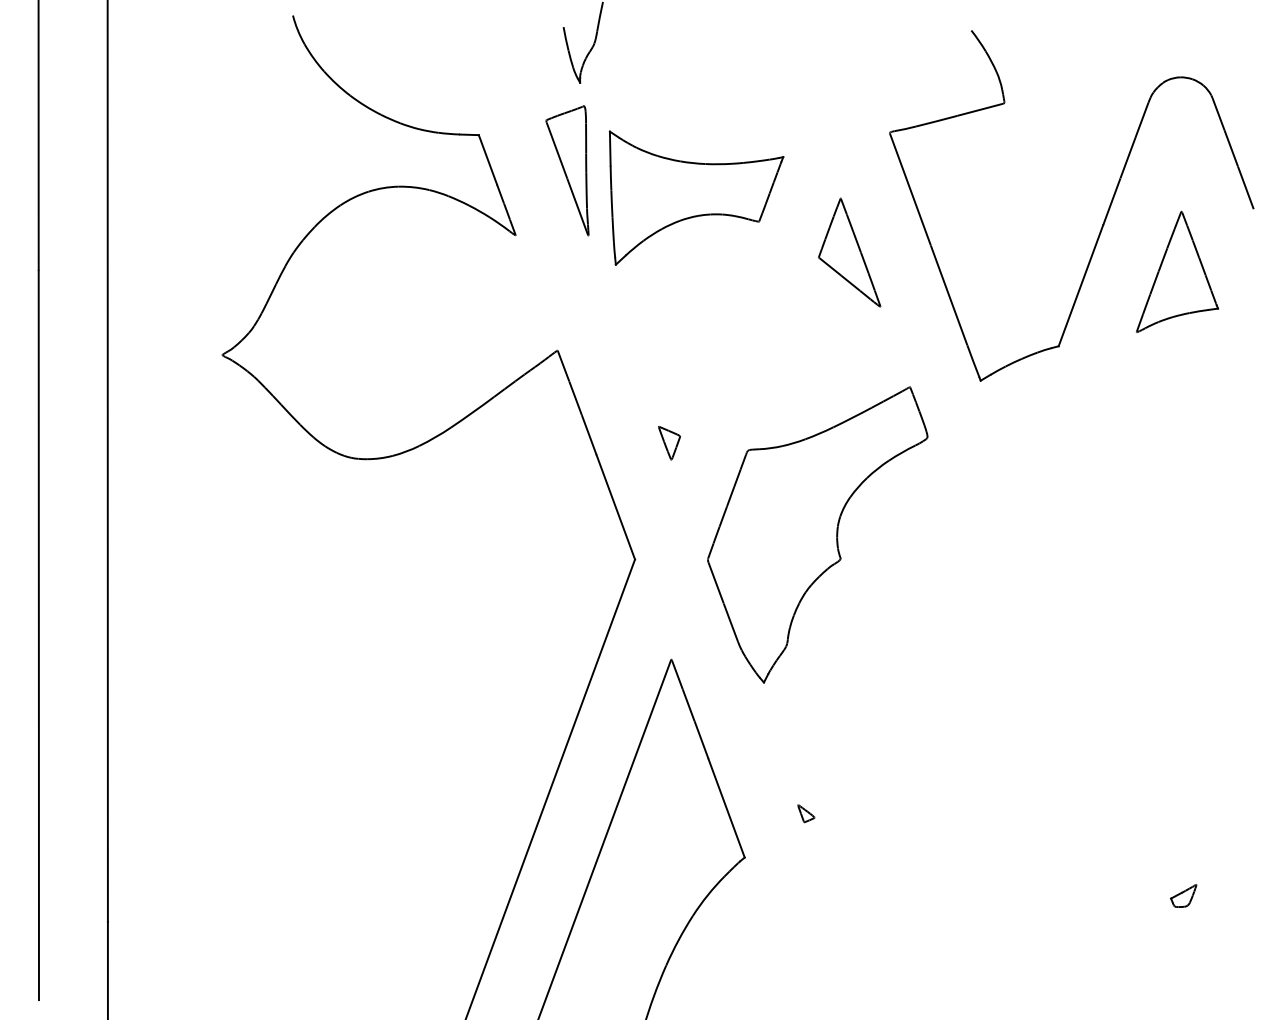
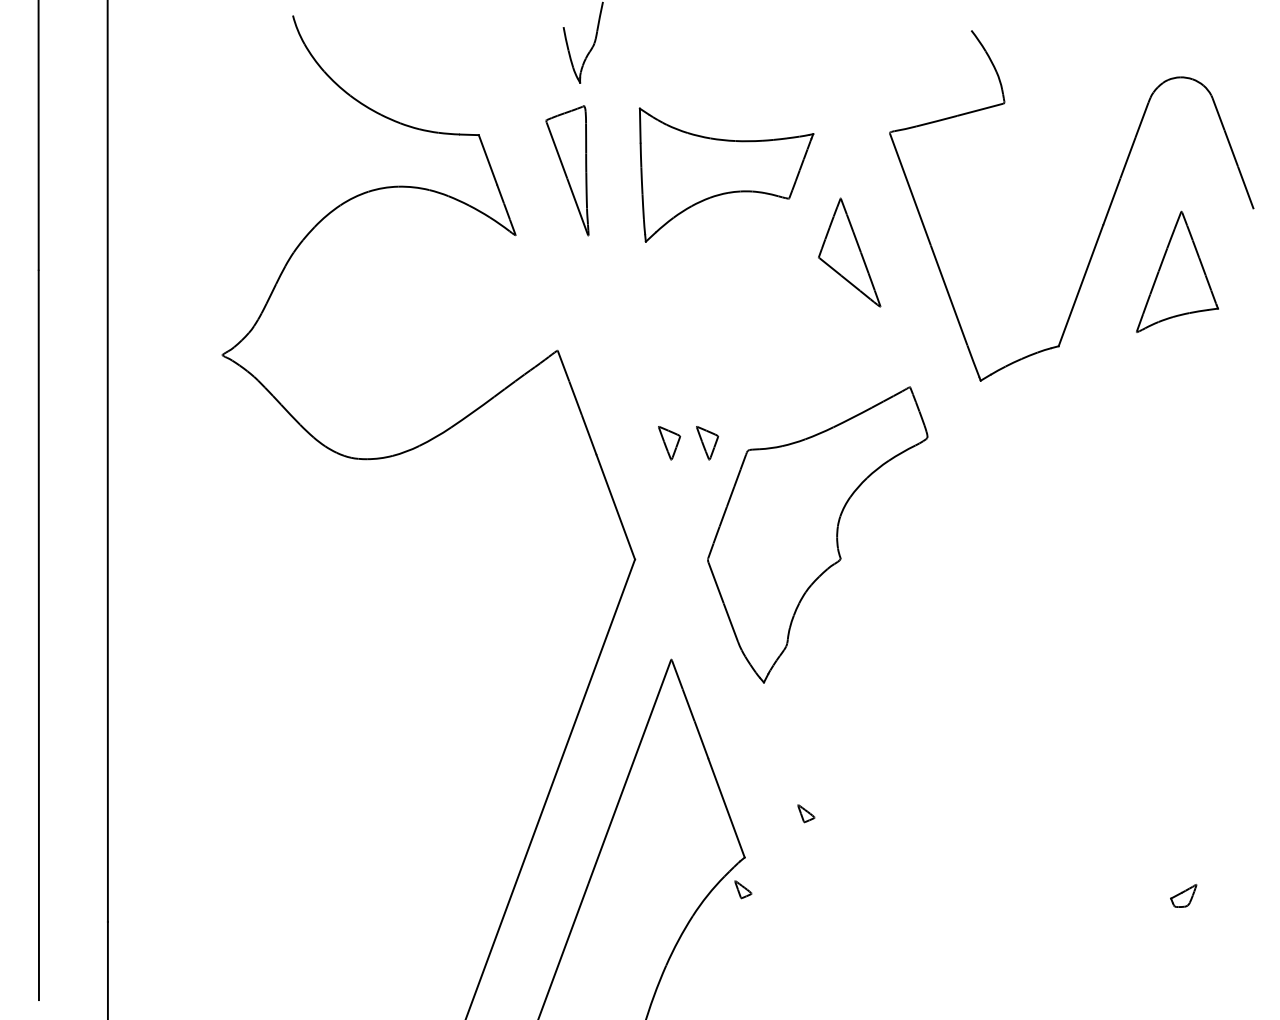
part position: (696, 197) -> (726, 174) (726, 174)
part: none -> present (707, 443)
part: none -> present (743, 889)
